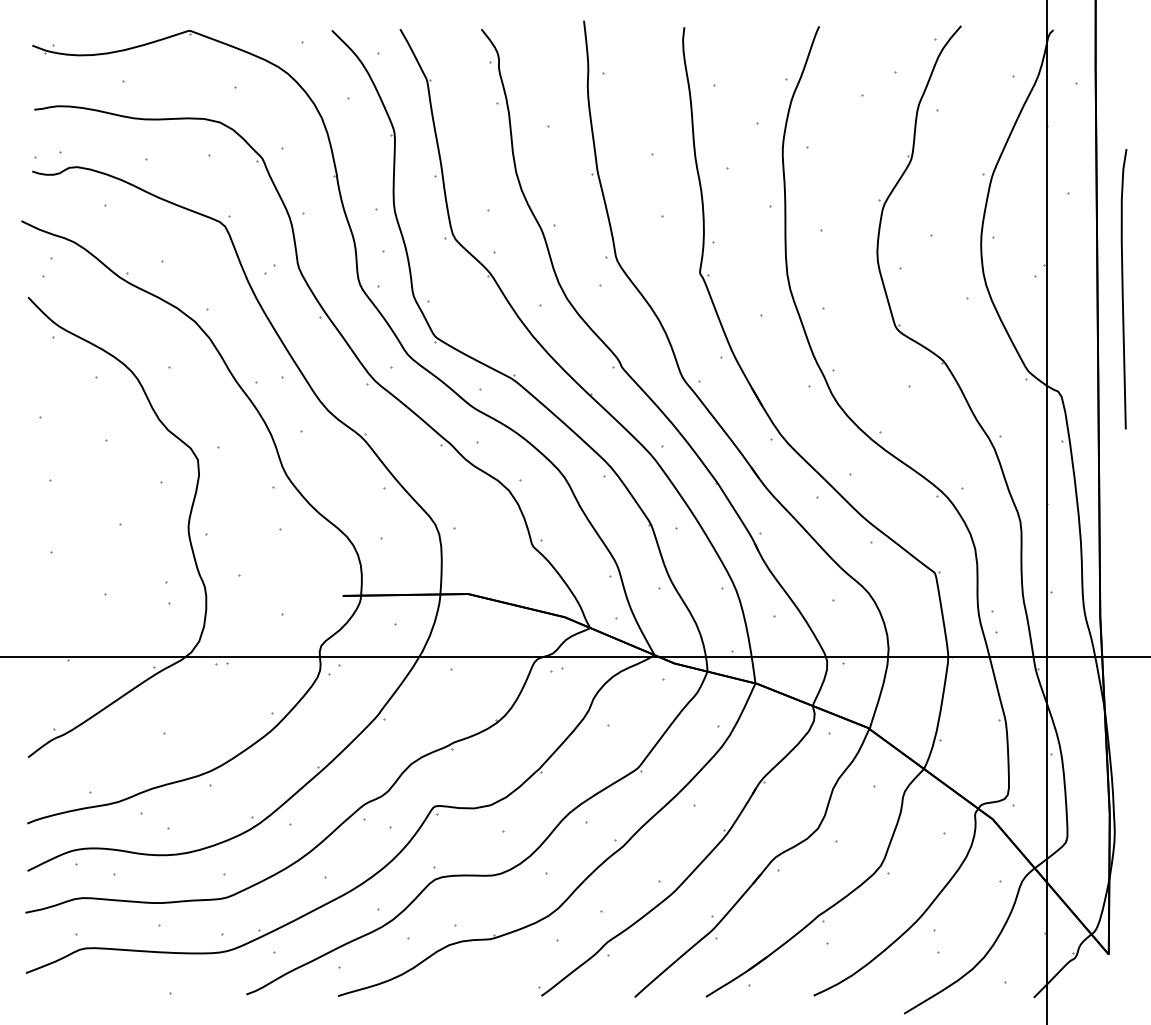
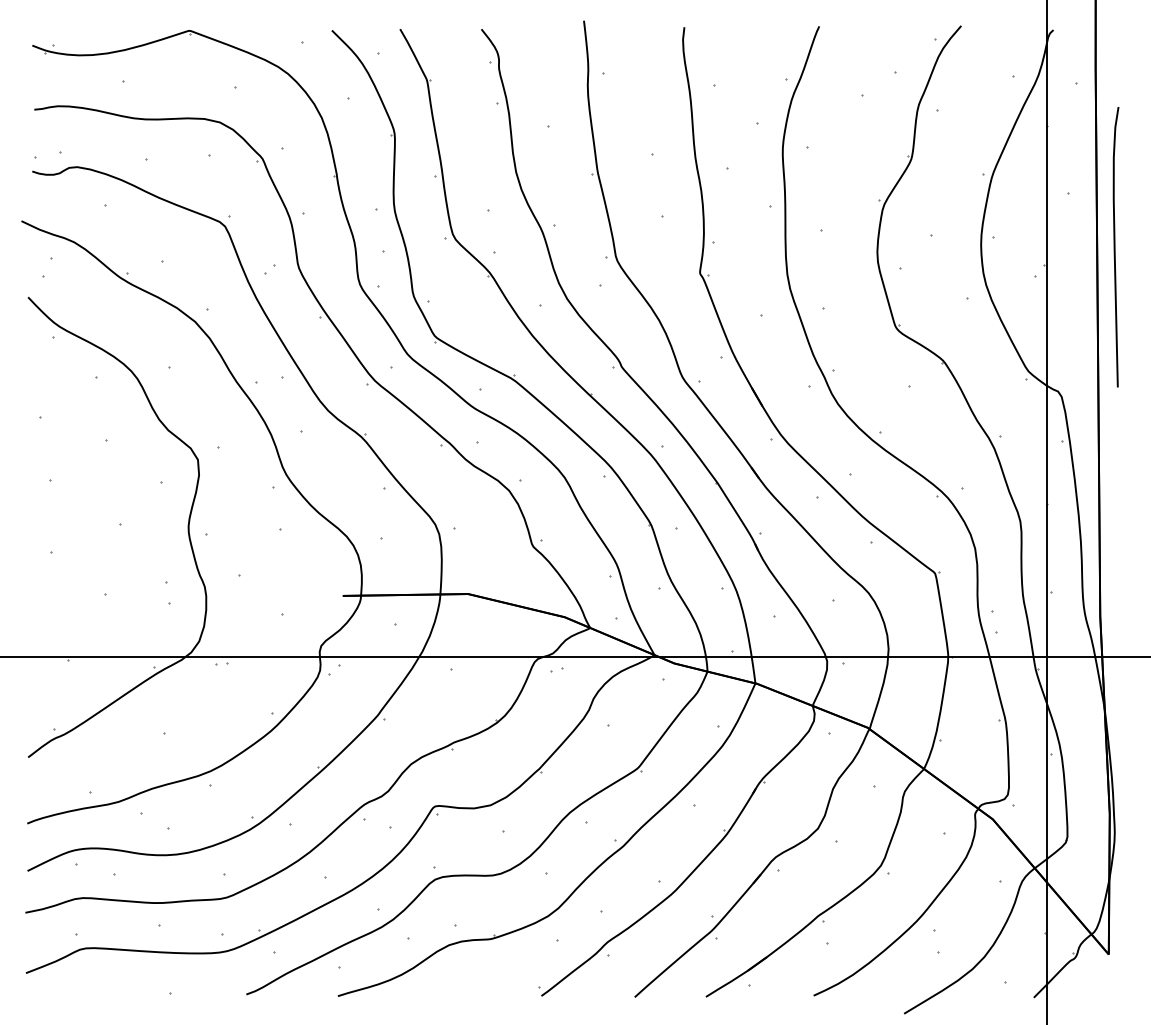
curve position: (1123, 289) -> (1115, 247) (1115, 247)
